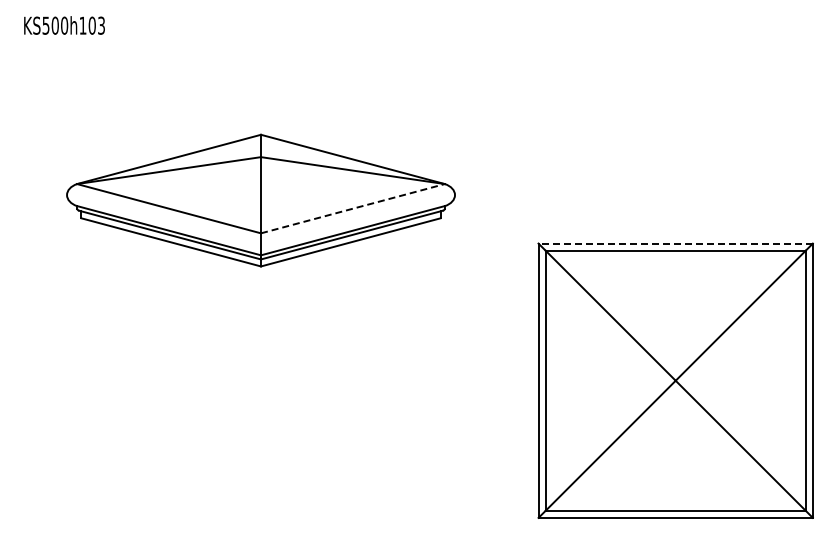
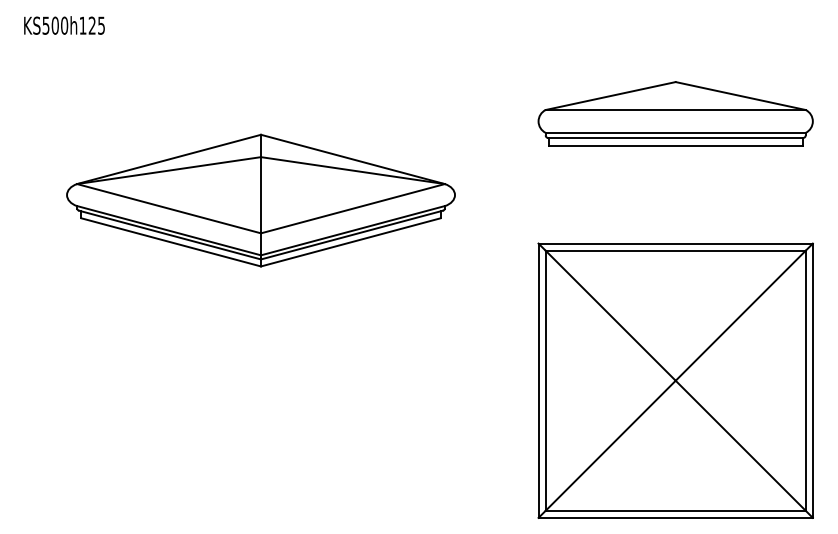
text: KS500h103 -> KS500h125 (96, 25)
part: none -> present (675, 113)
line: dashed -> solid (353, 208)
line: dashed -> solid (675, 243)
